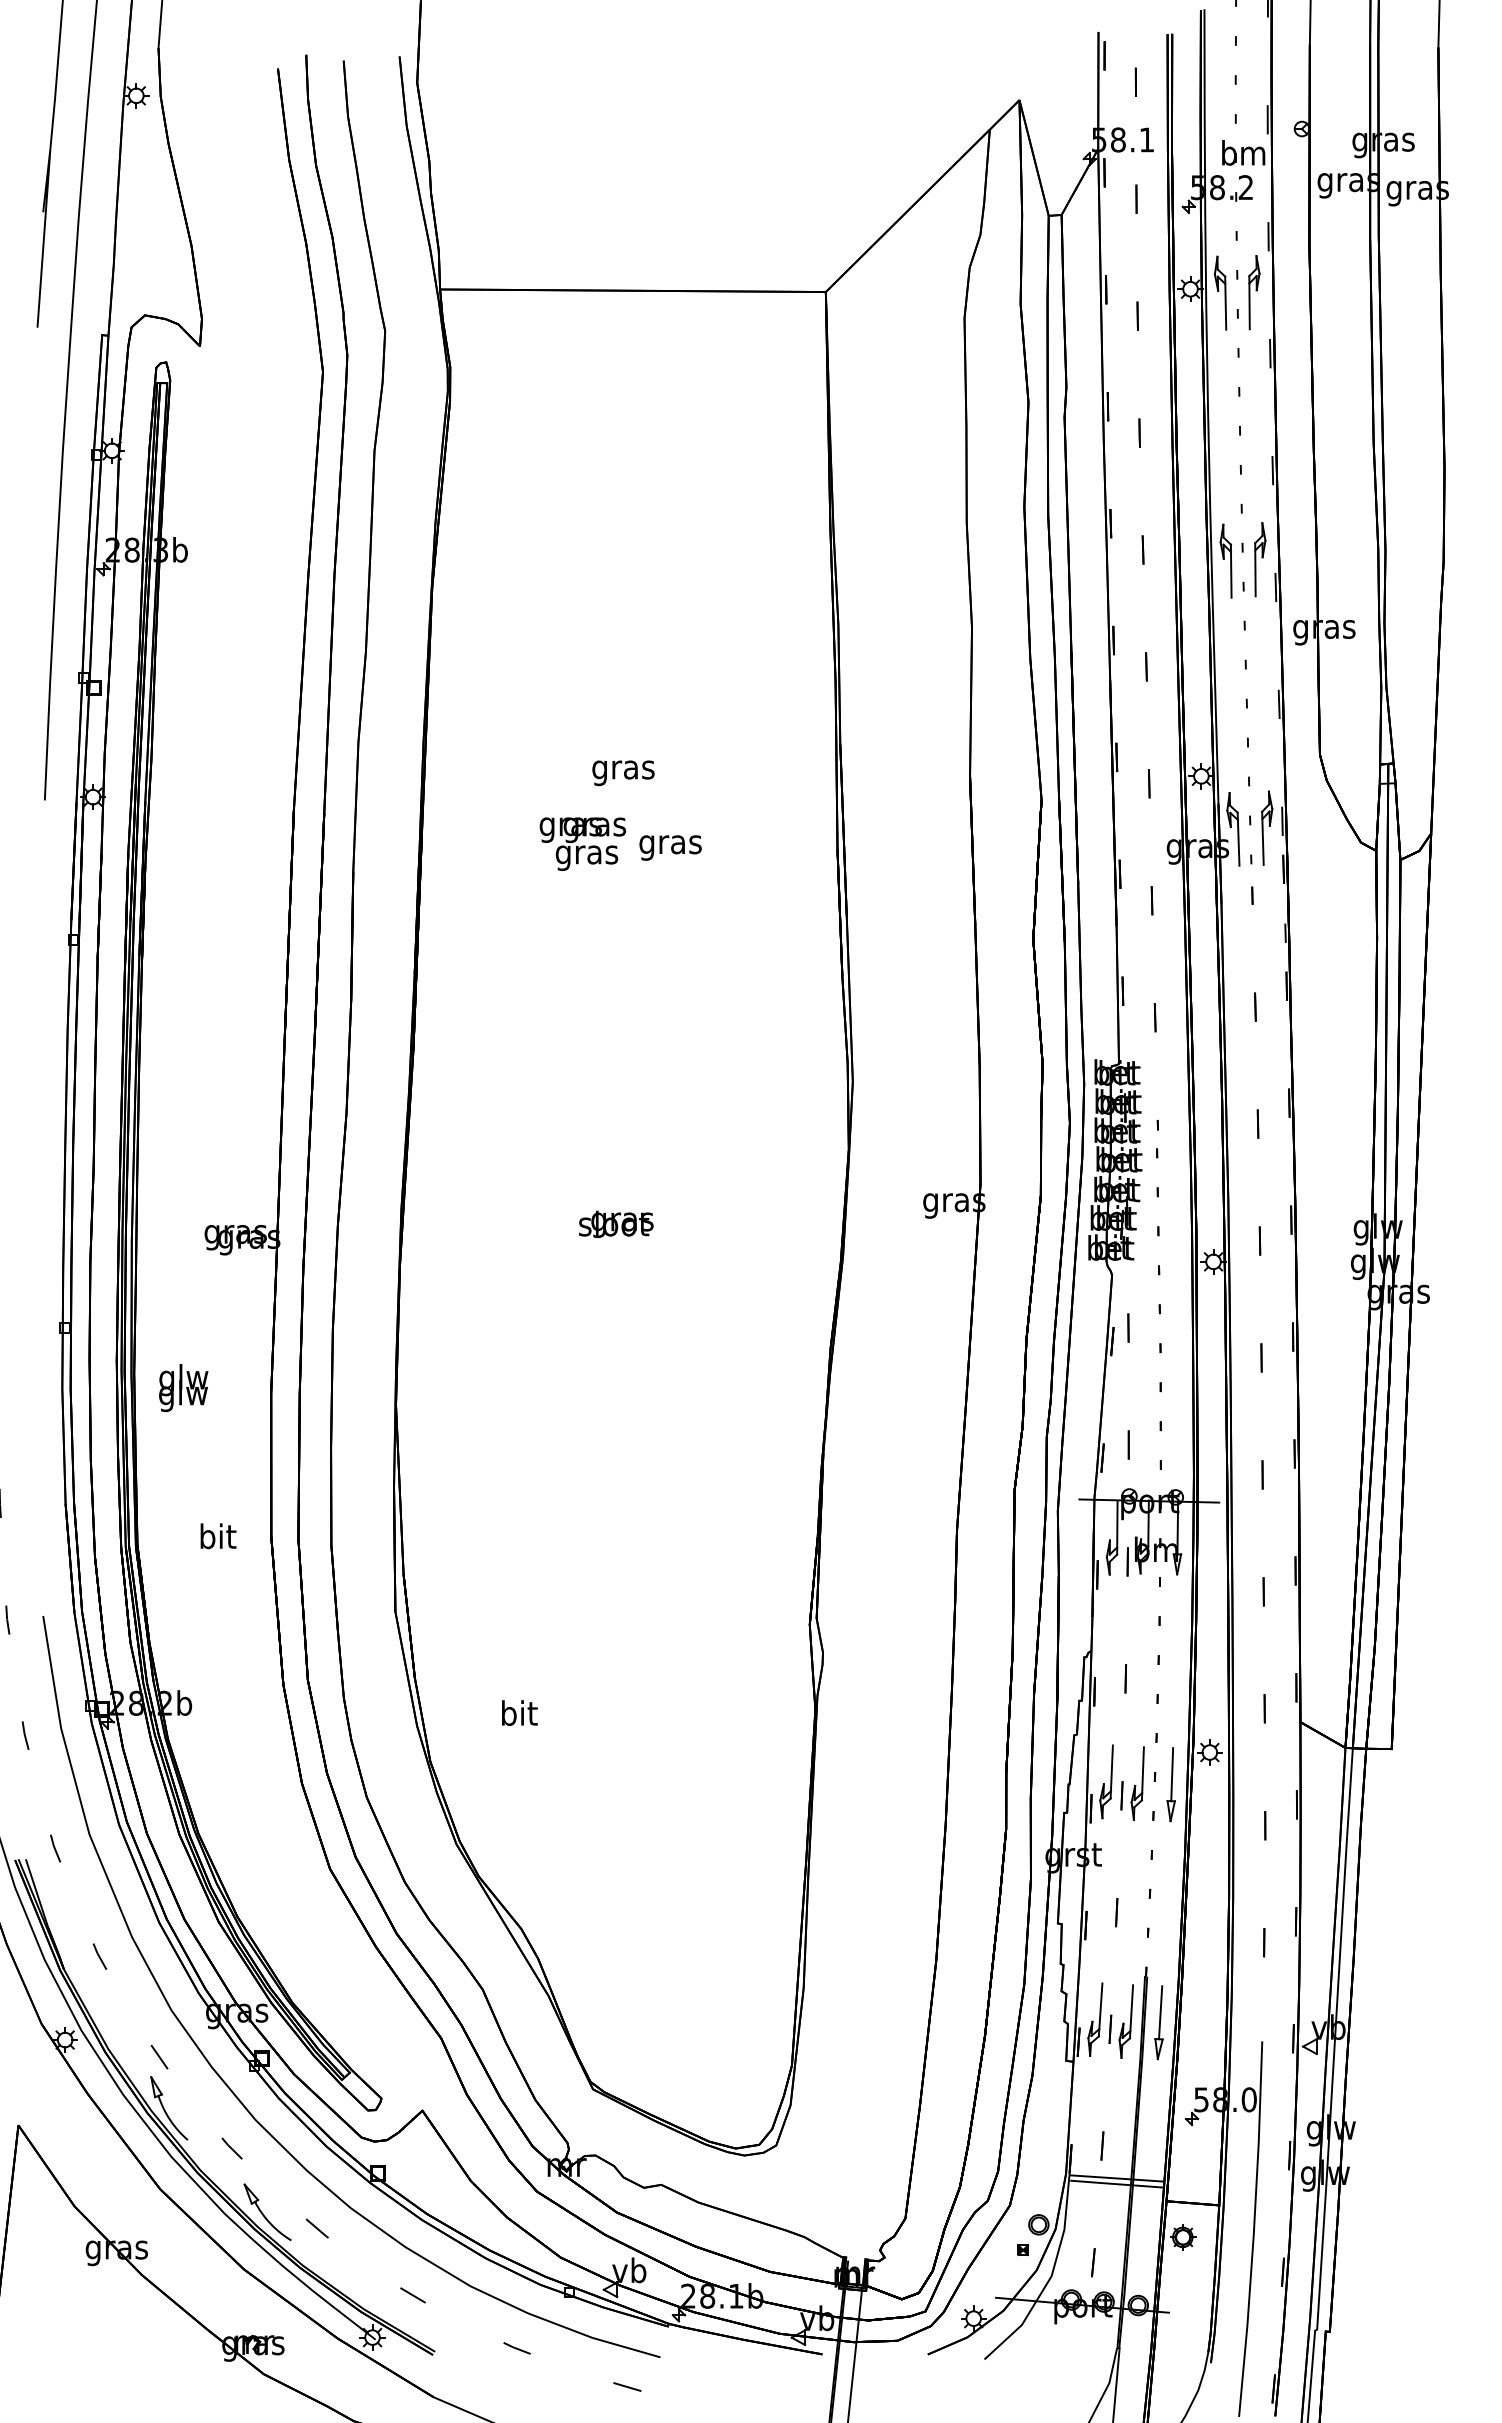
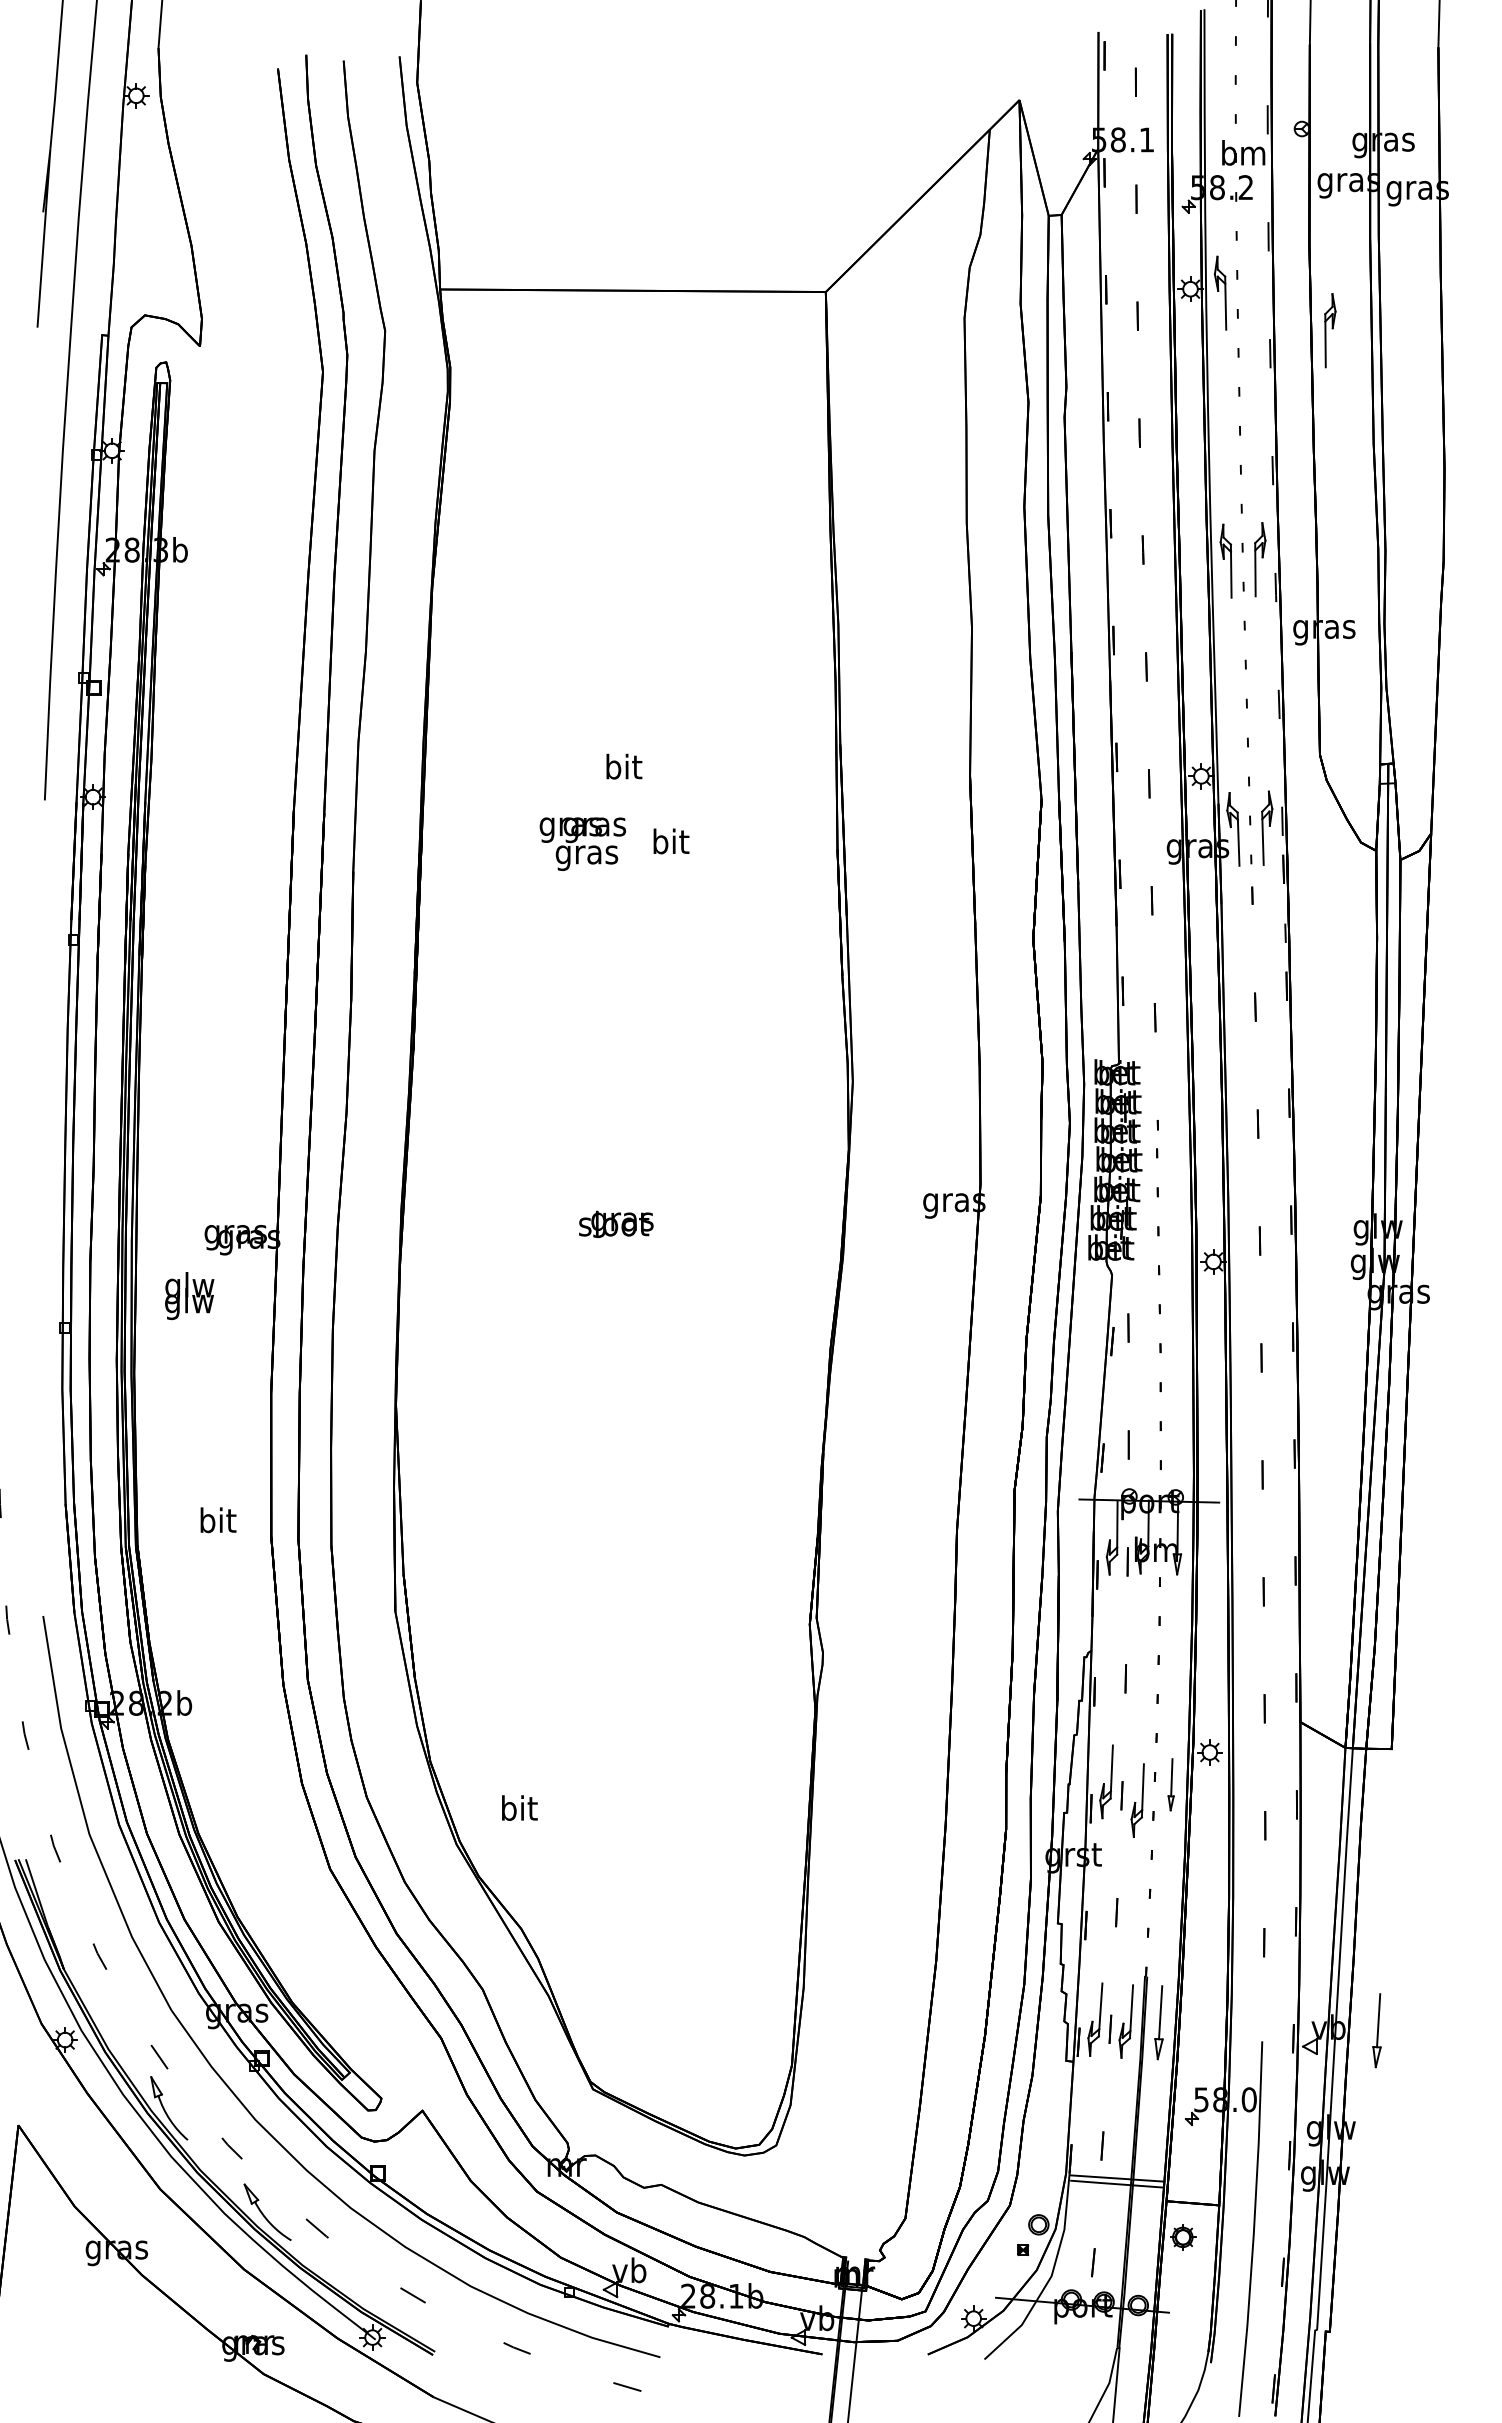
part position: (1254, 292) -> (1330, 330) (1330, 330)
text: gras -> bit (623, 769)
text: gras -> bit (670, 844)
text position: (183, 1388) -> (189, 1296) (189, 1296)
text position: (218, 1536) -> (218, 1520) (218, 1520)
text position: (519, 1712) -> (519, 1807) (519, 1807)
part position: (1137, 1783) -> (1137, 1800) (1137, 1800)
part size: 10x76 px -> 8x54 px (1170, 1784)
part: none -> present (1376, 2030)
